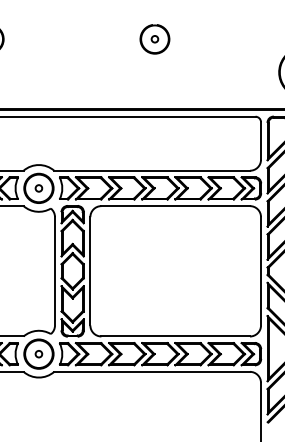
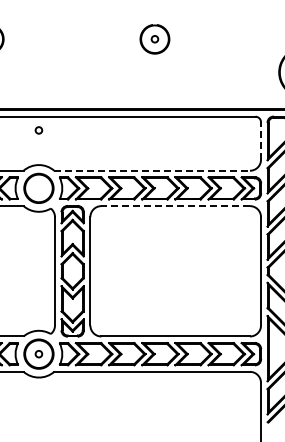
line: solid -> dashed (261, 140)
line: solid -> dashed (152, 170)
circle position: (38, 188) -> (38, 130) (38, 130)
line: solid -> dashed (175, 206)
